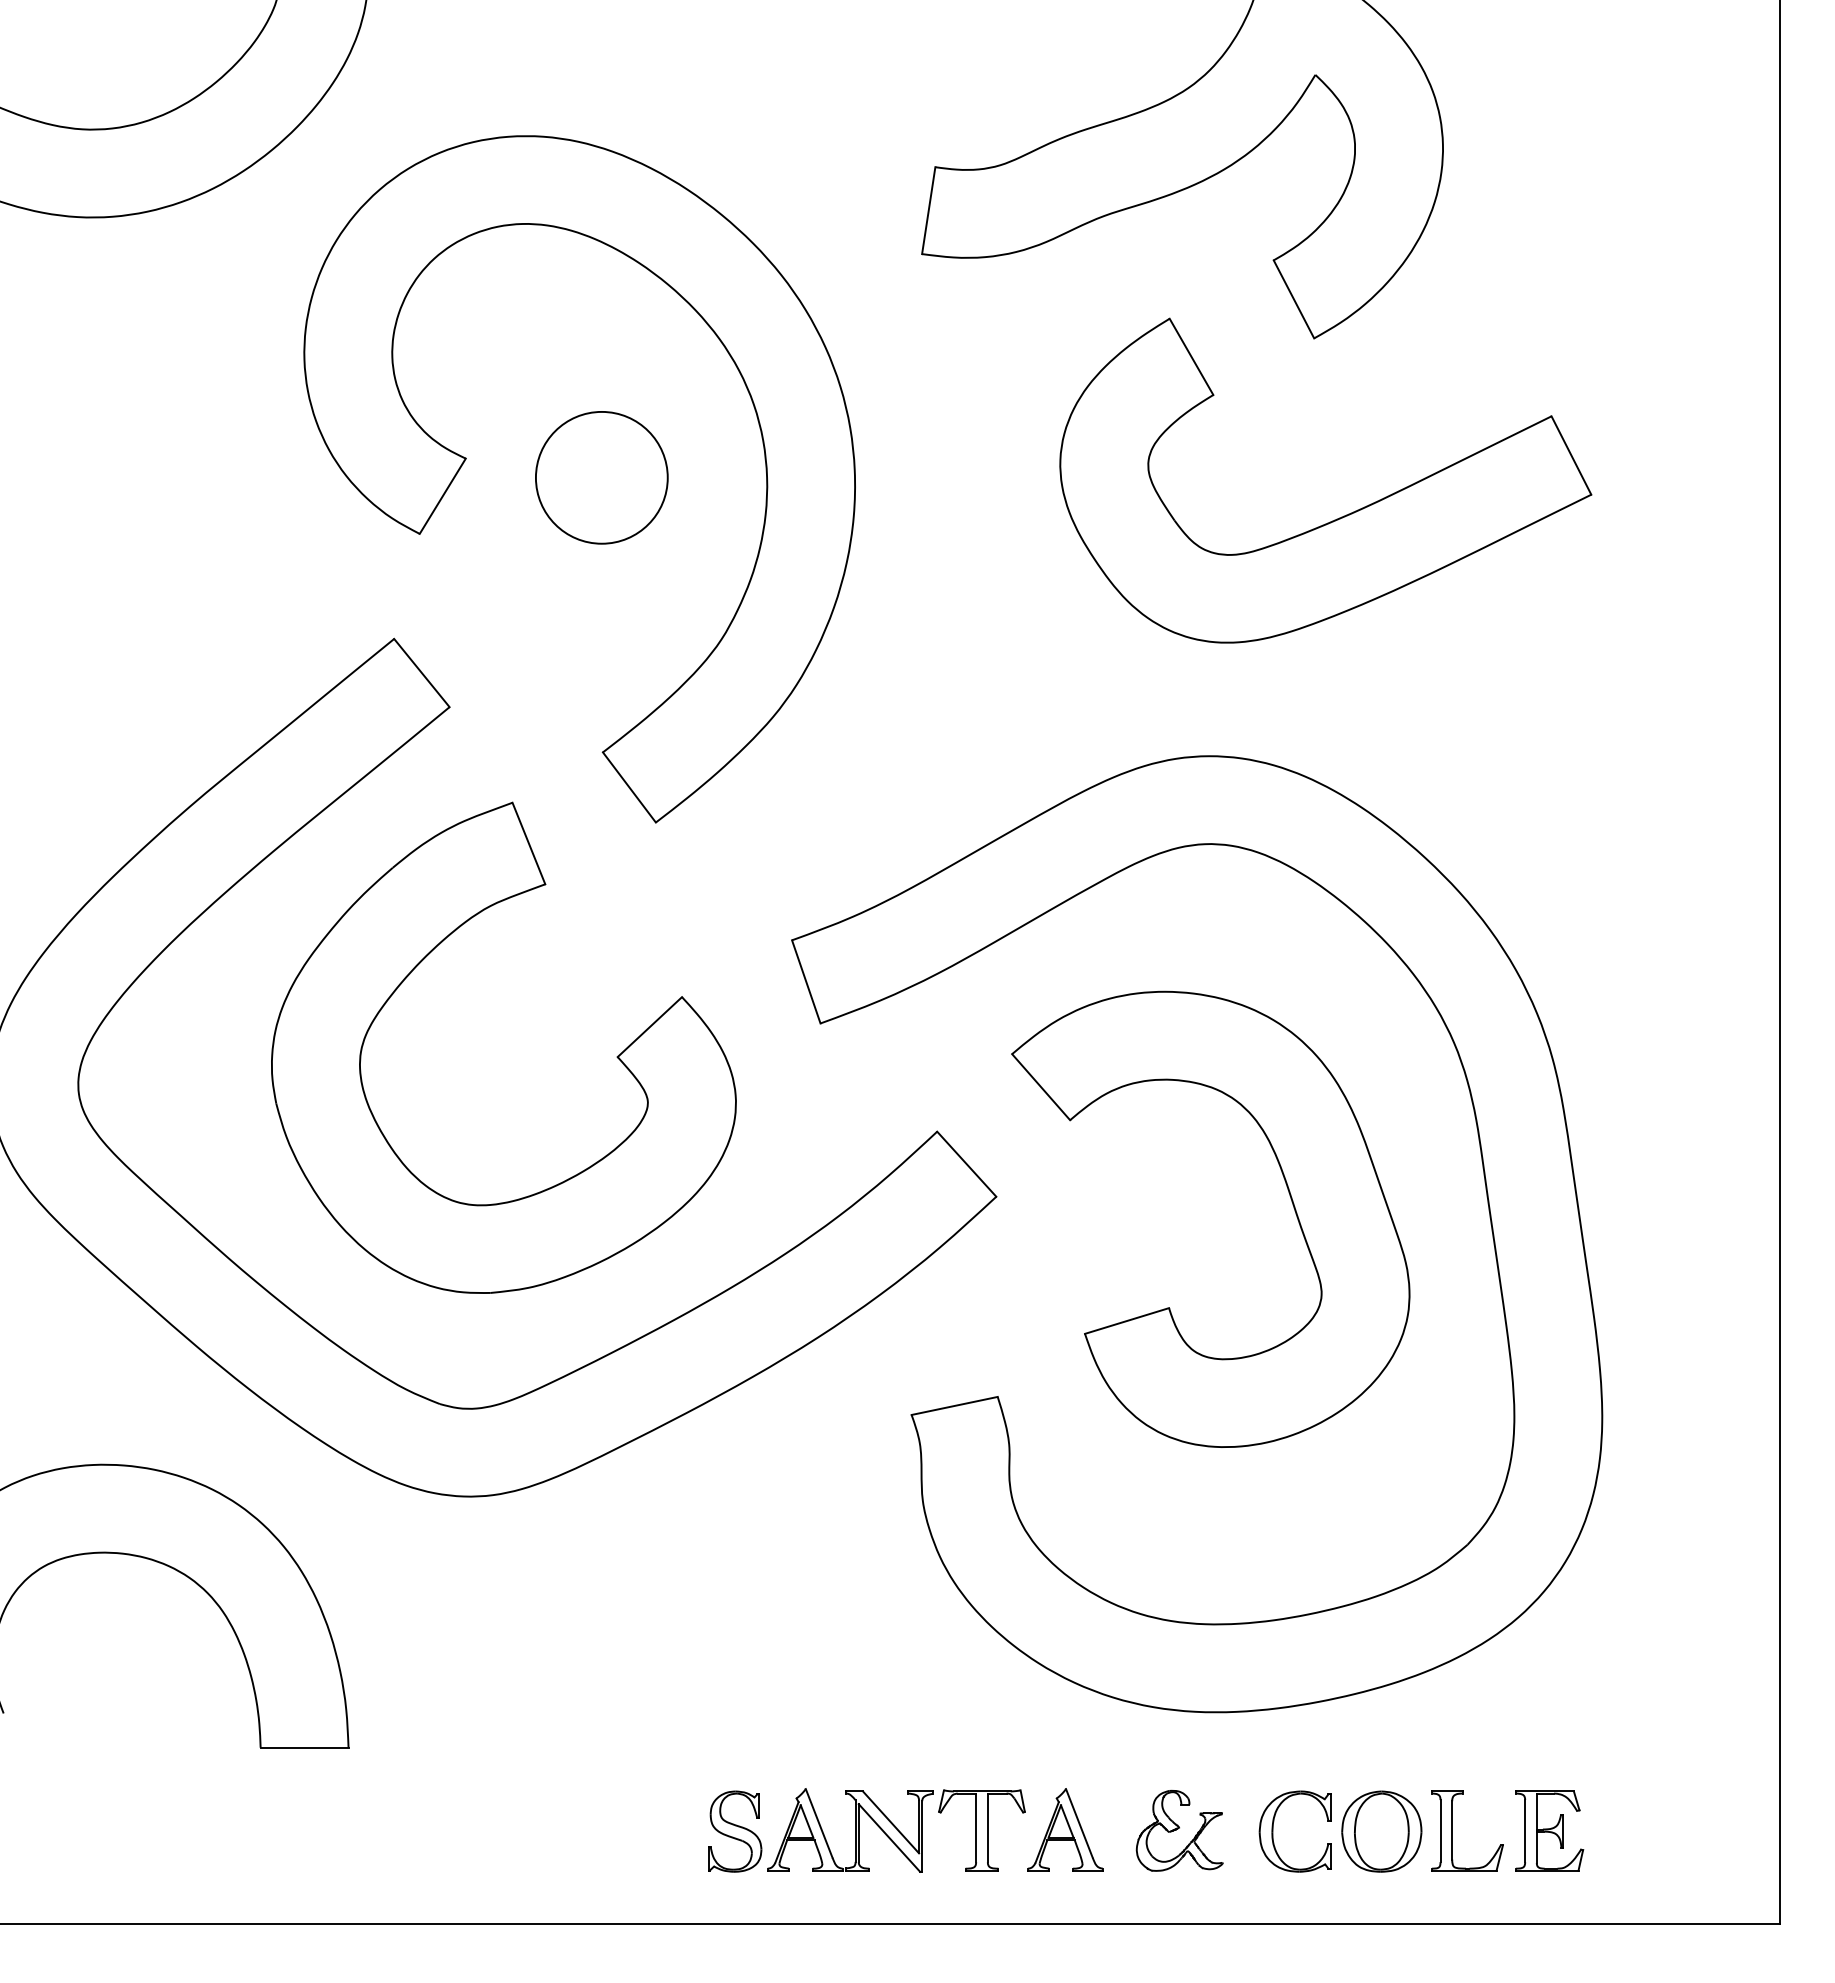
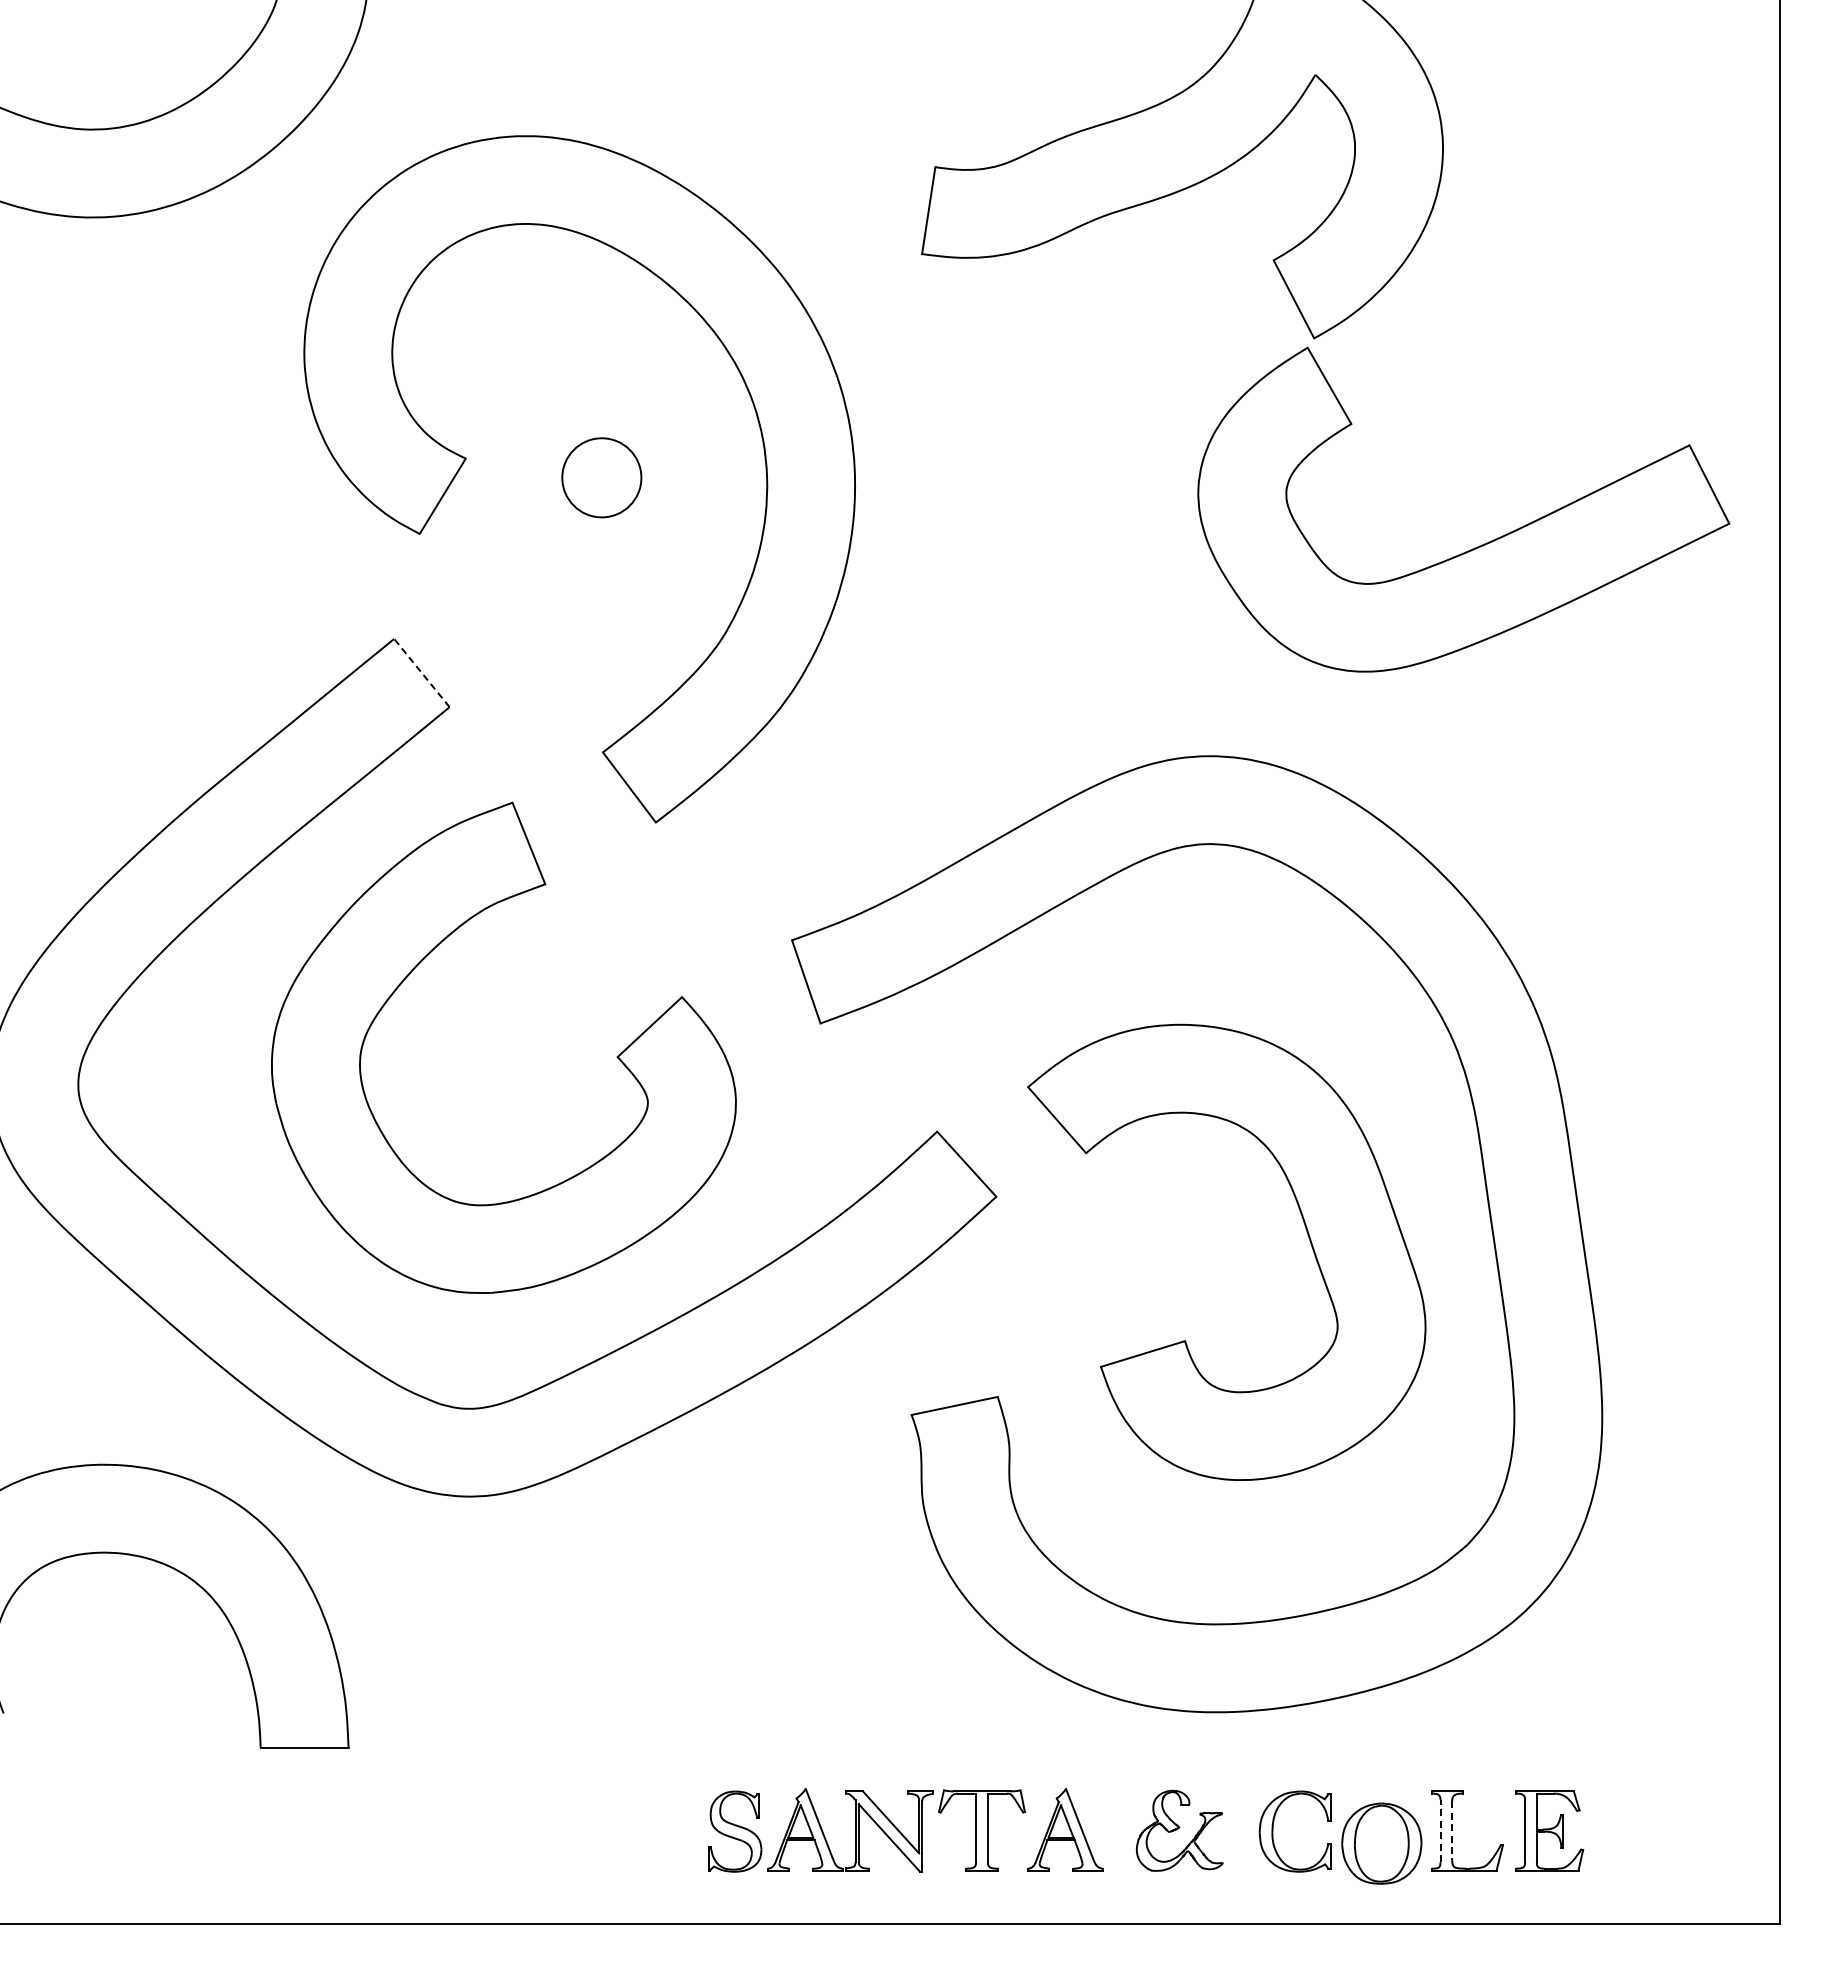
circle diameter: 132 px -> 79 px (601, 477)
part position: (1341, 516) -> (1479, 545) (1479, 545)
line: solid -> dashed (421, 673)
part position: (1288, 1192) -> (1304, 1225) (1304, 1225)
line: solid -> dashed (1440, 1830)
line: solid -> dashed (1452, 1830)
part position: (1381, 1831) -> (1381, 1843) (1381, 1843)
